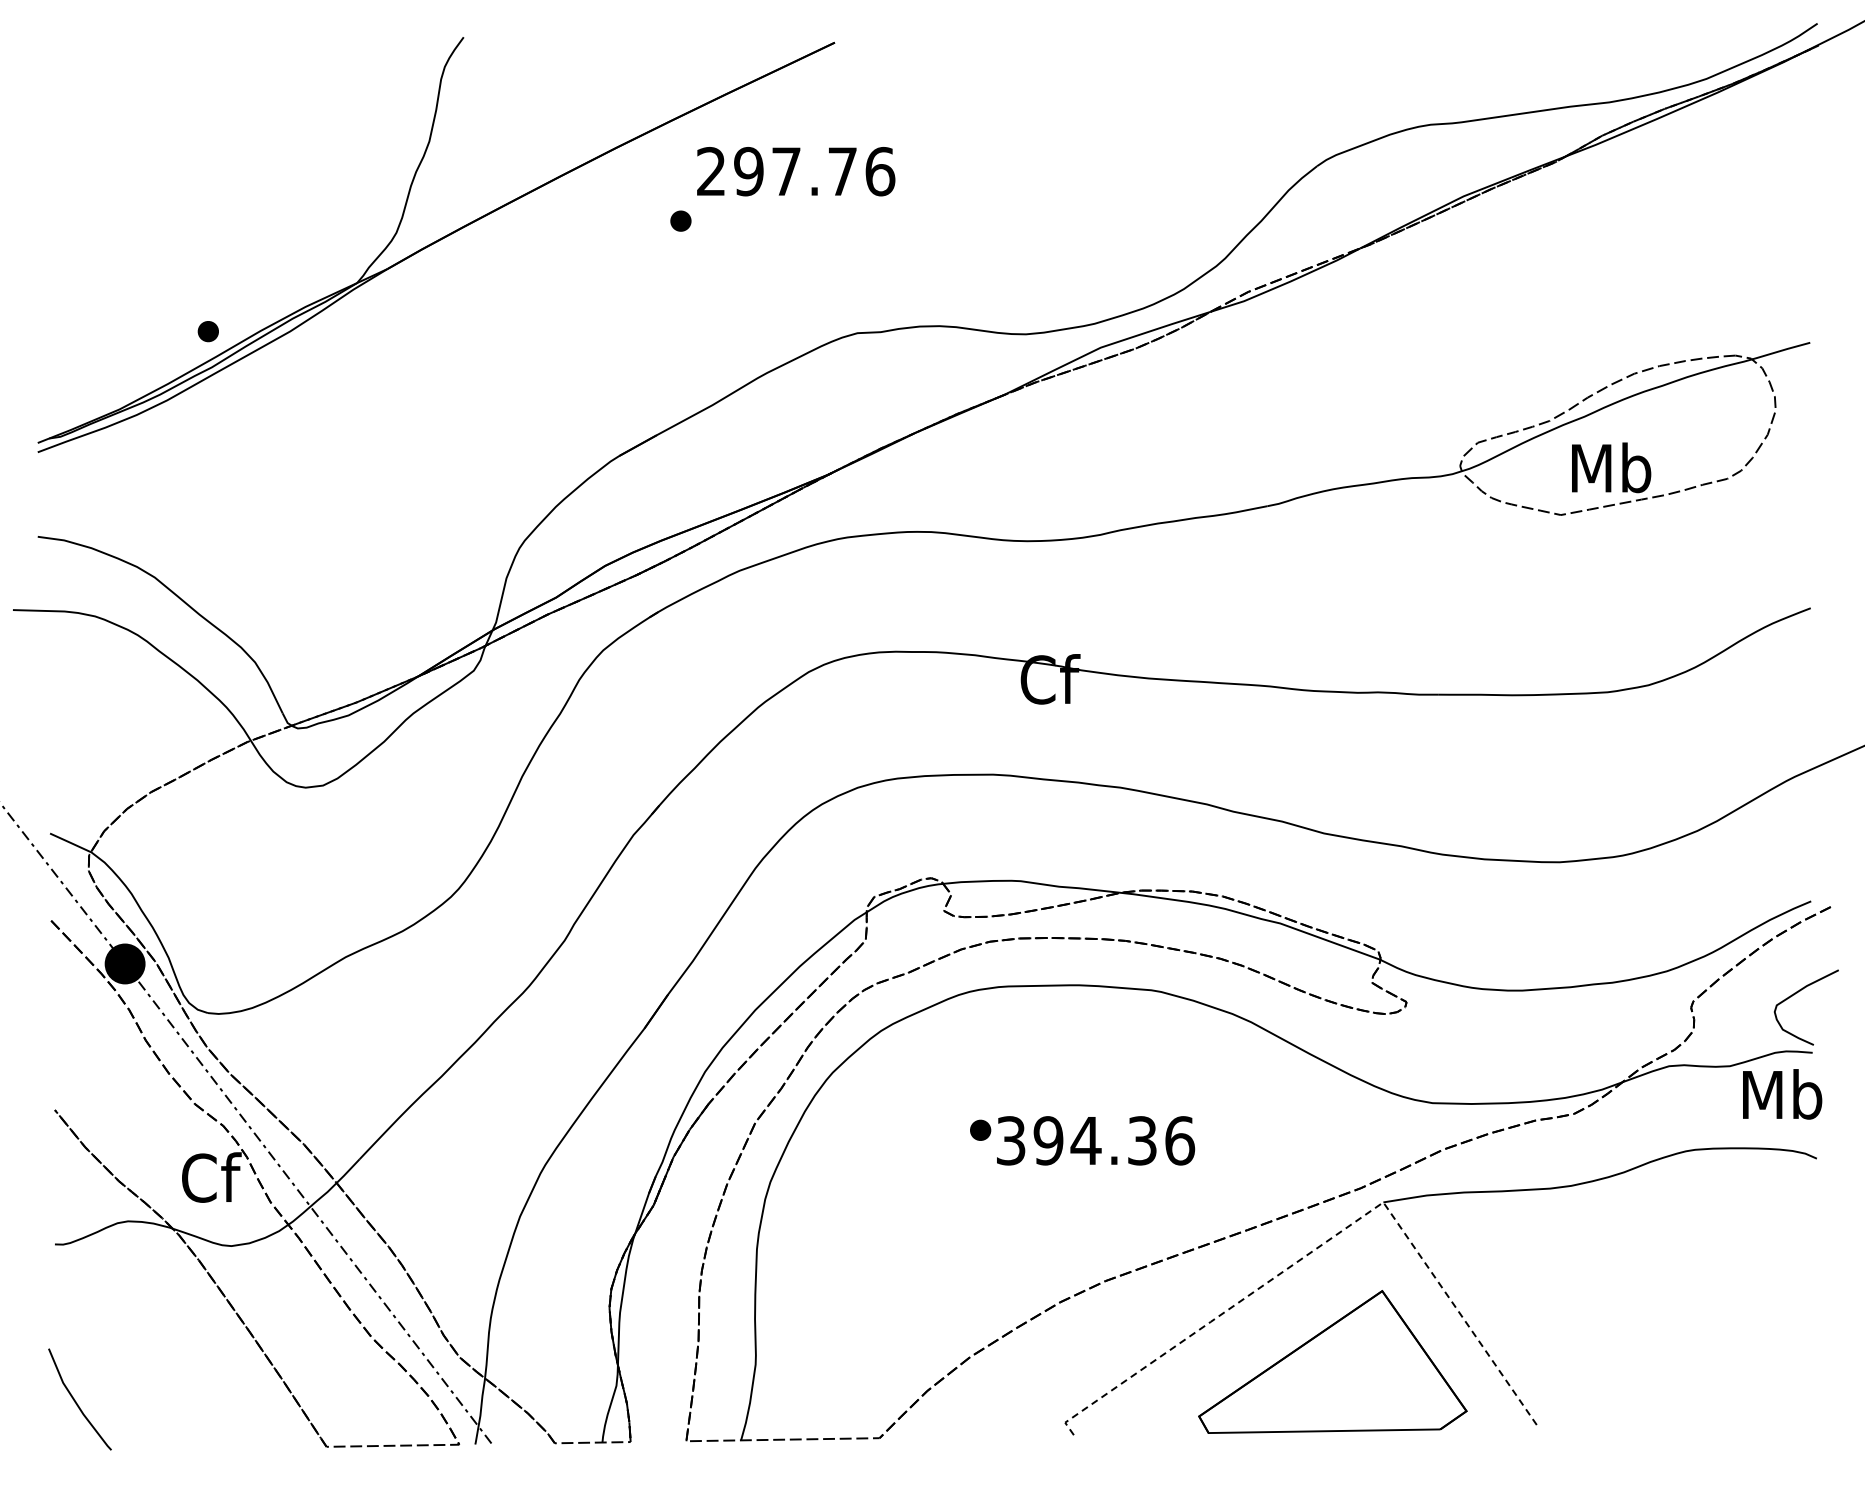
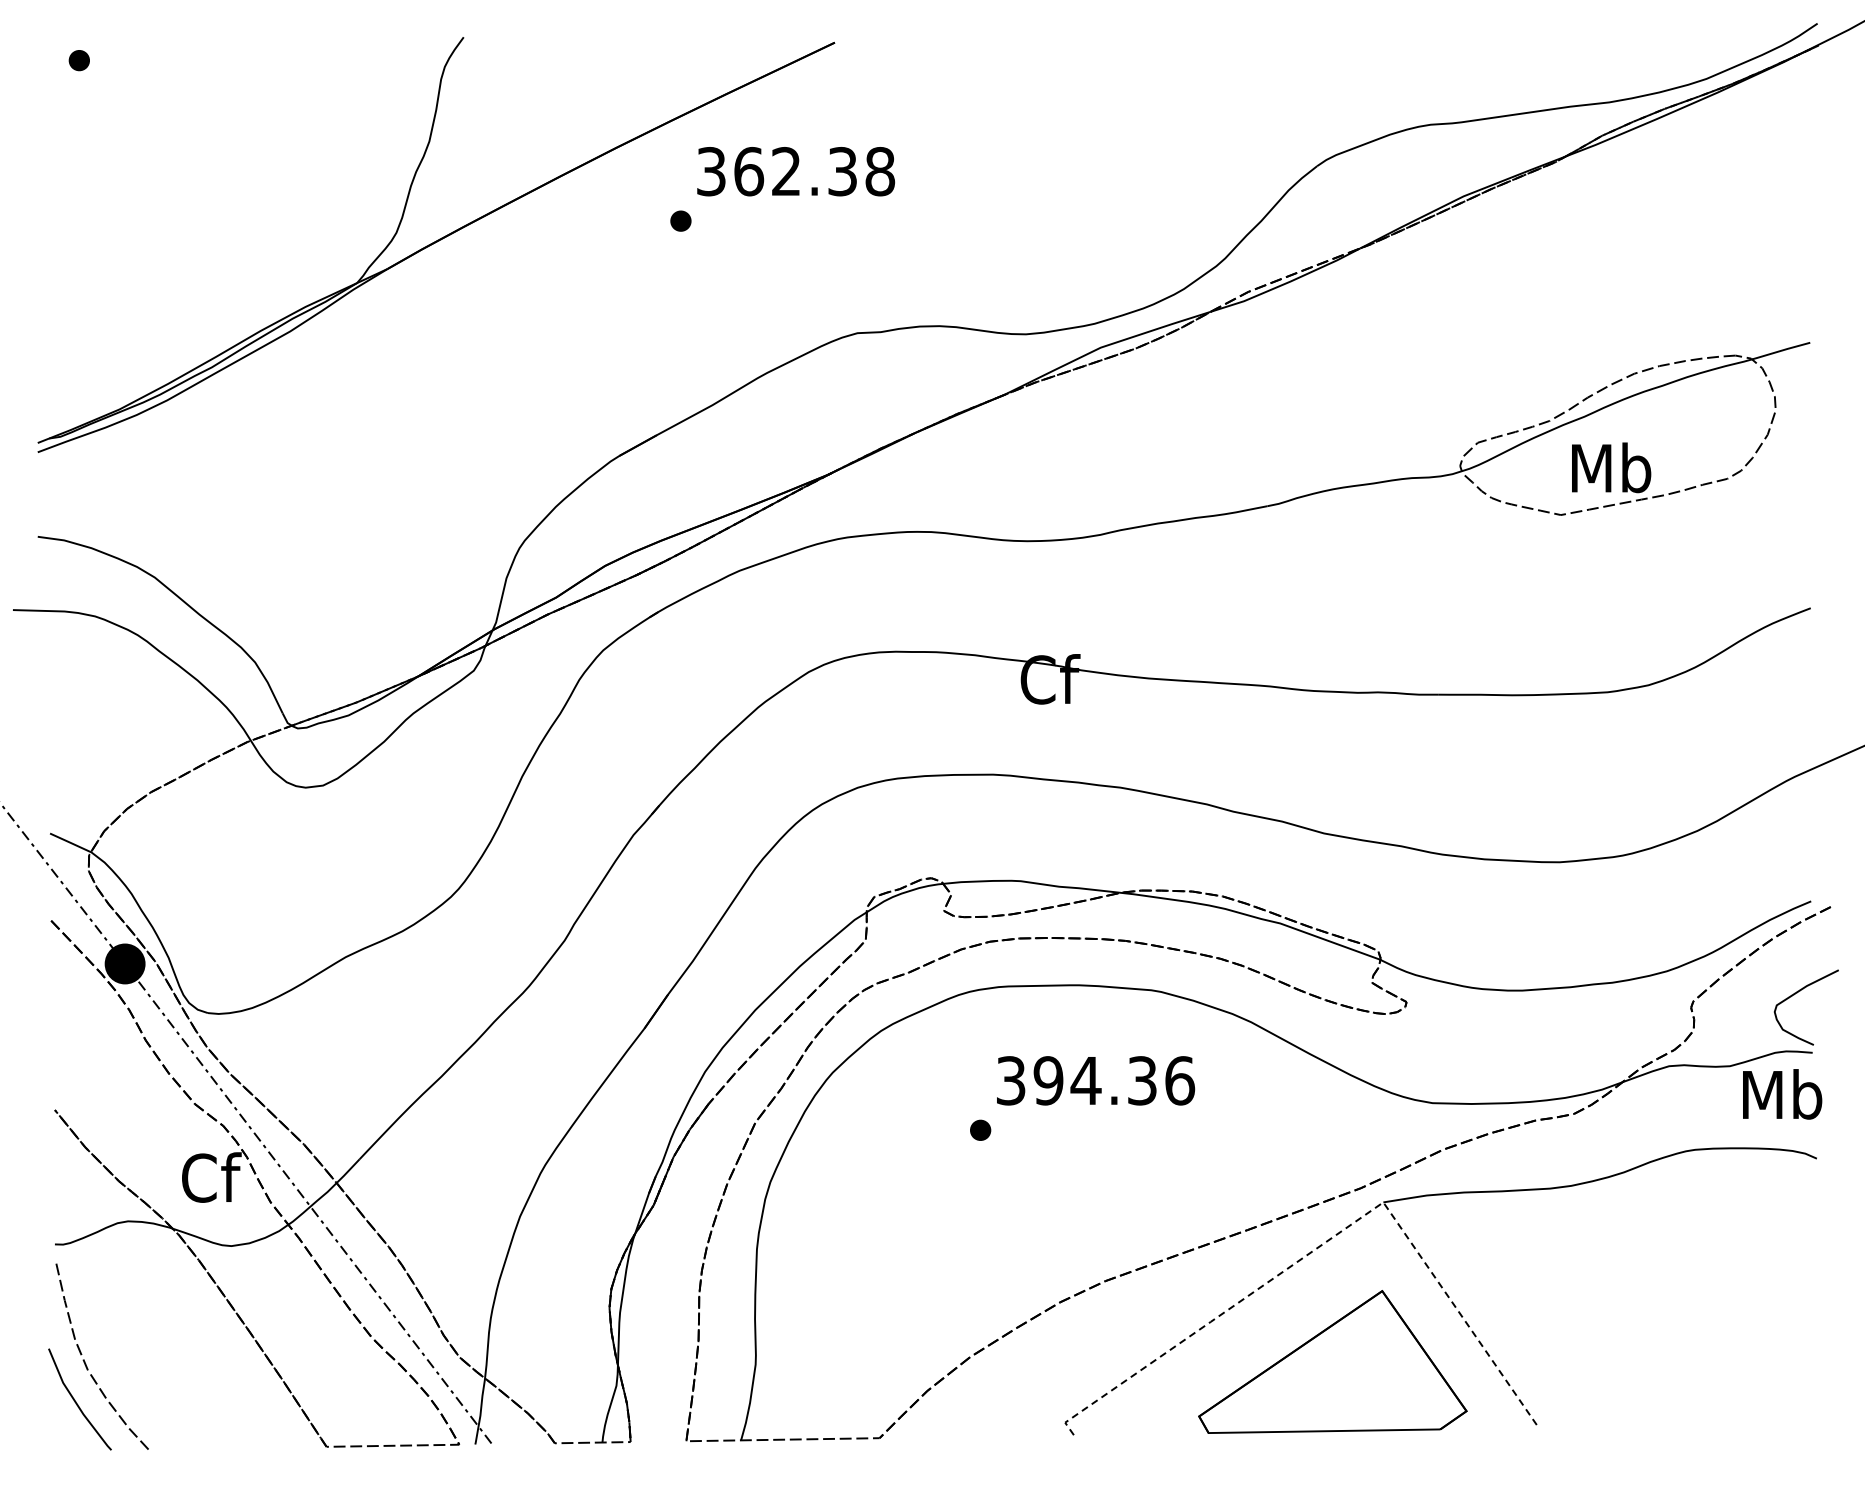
text: 297.76 -> 362.38 (796, 171)
part position: (207, 331) -> (78, 60) (78, 60)
text position: (1096, 1140) -> (1096, 1080) (1096, 1080)
curve: none -> present (86, 1363)
